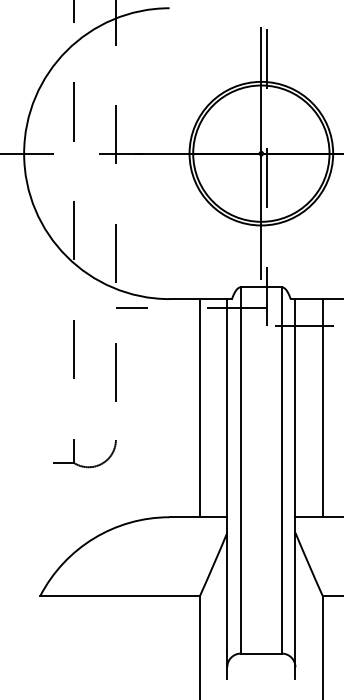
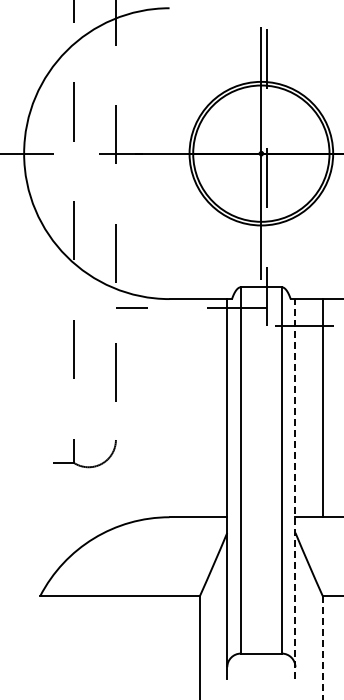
line: present -> none (199, 408)
line: solid -> dashed (295, 489)
line: solid -> dashed (322, 647)
